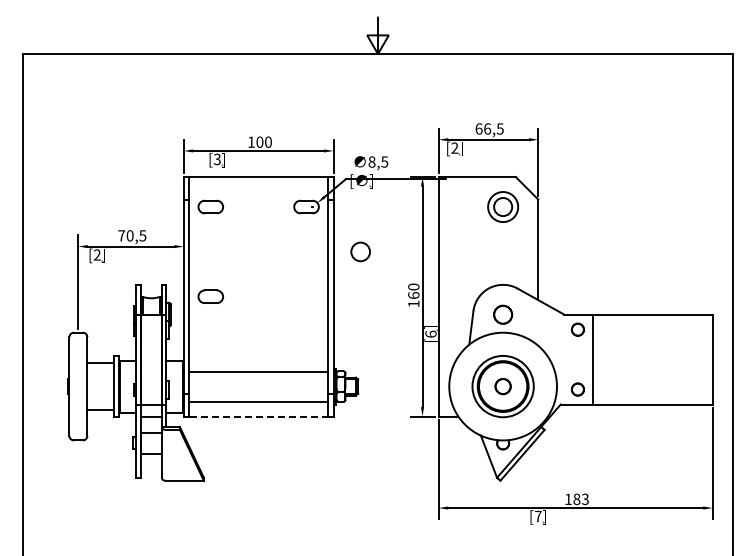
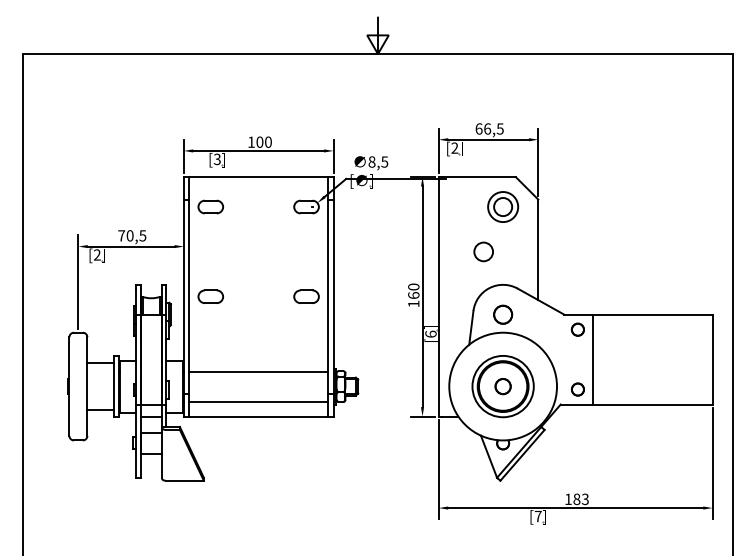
circle position: (360, 251) -> (483, 251) (483, 251)
part: none -> present (306, 296)
line: dashed -> solid (258, 416)
